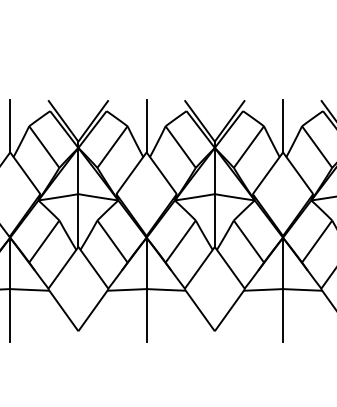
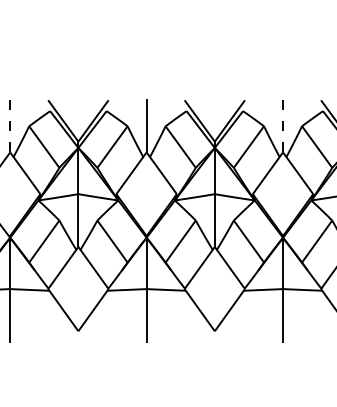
line: solid -> dashed (10, 125)
line: solid -> dashed (283, 125)
